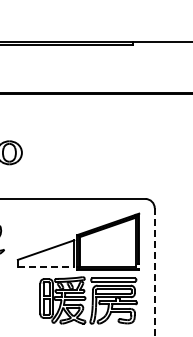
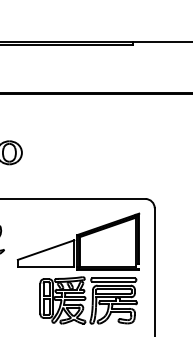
line: dashed -> solid (46, 267)
line: dashed -> solid (154, 272)
